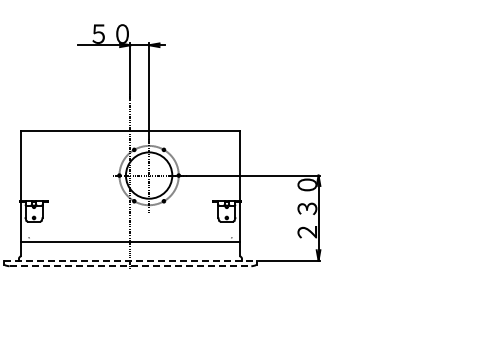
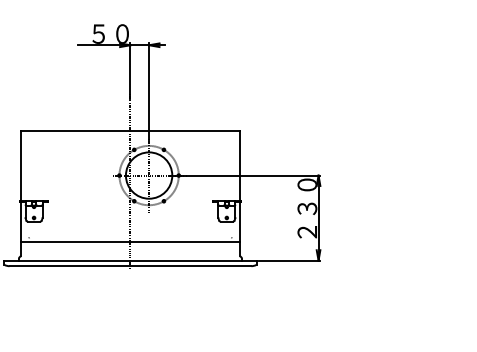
line: dashed -> solid (130, 260)
line: dashed -> solid (130, 266)
